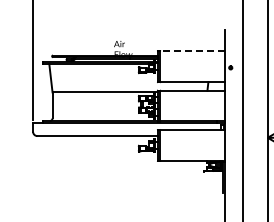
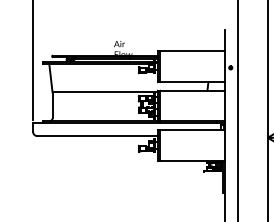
line: dashed -> solid (192, 51)
line position: (243, 110) -> (238, 110) (238, 110)
